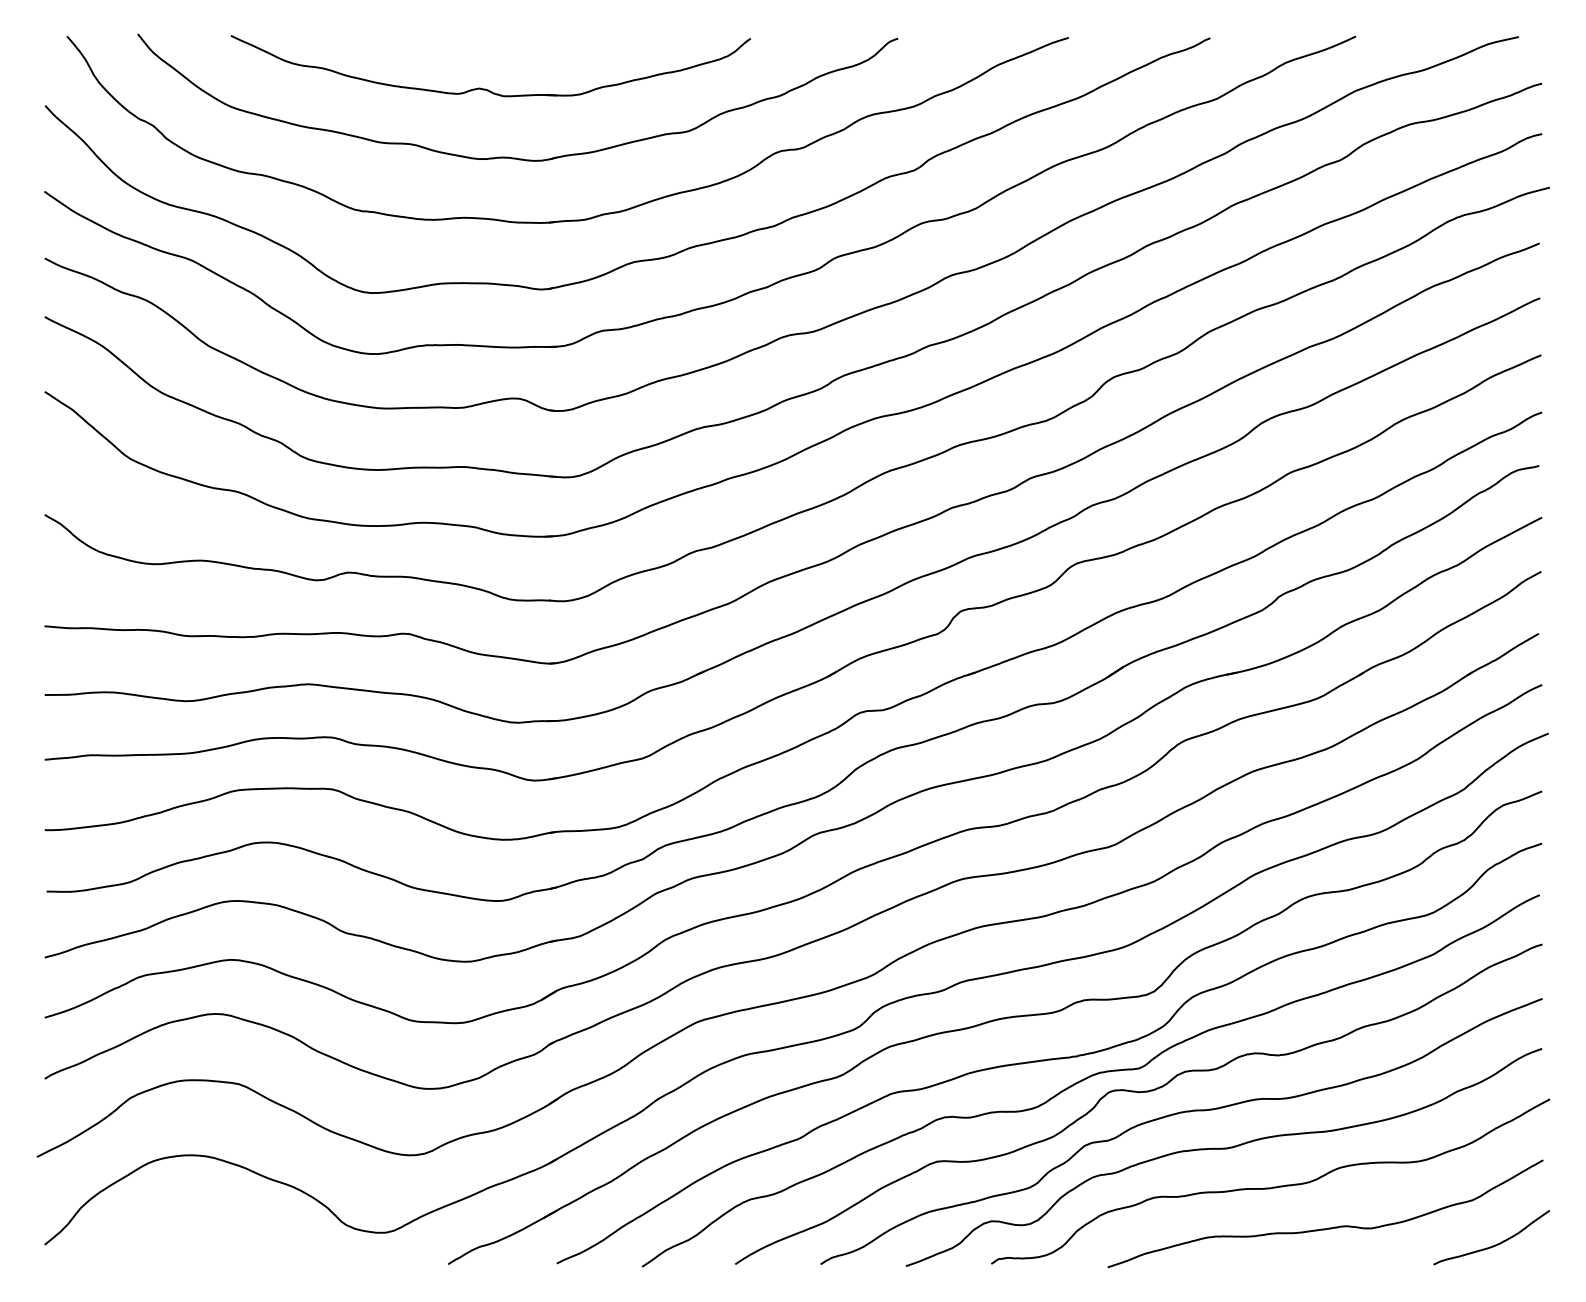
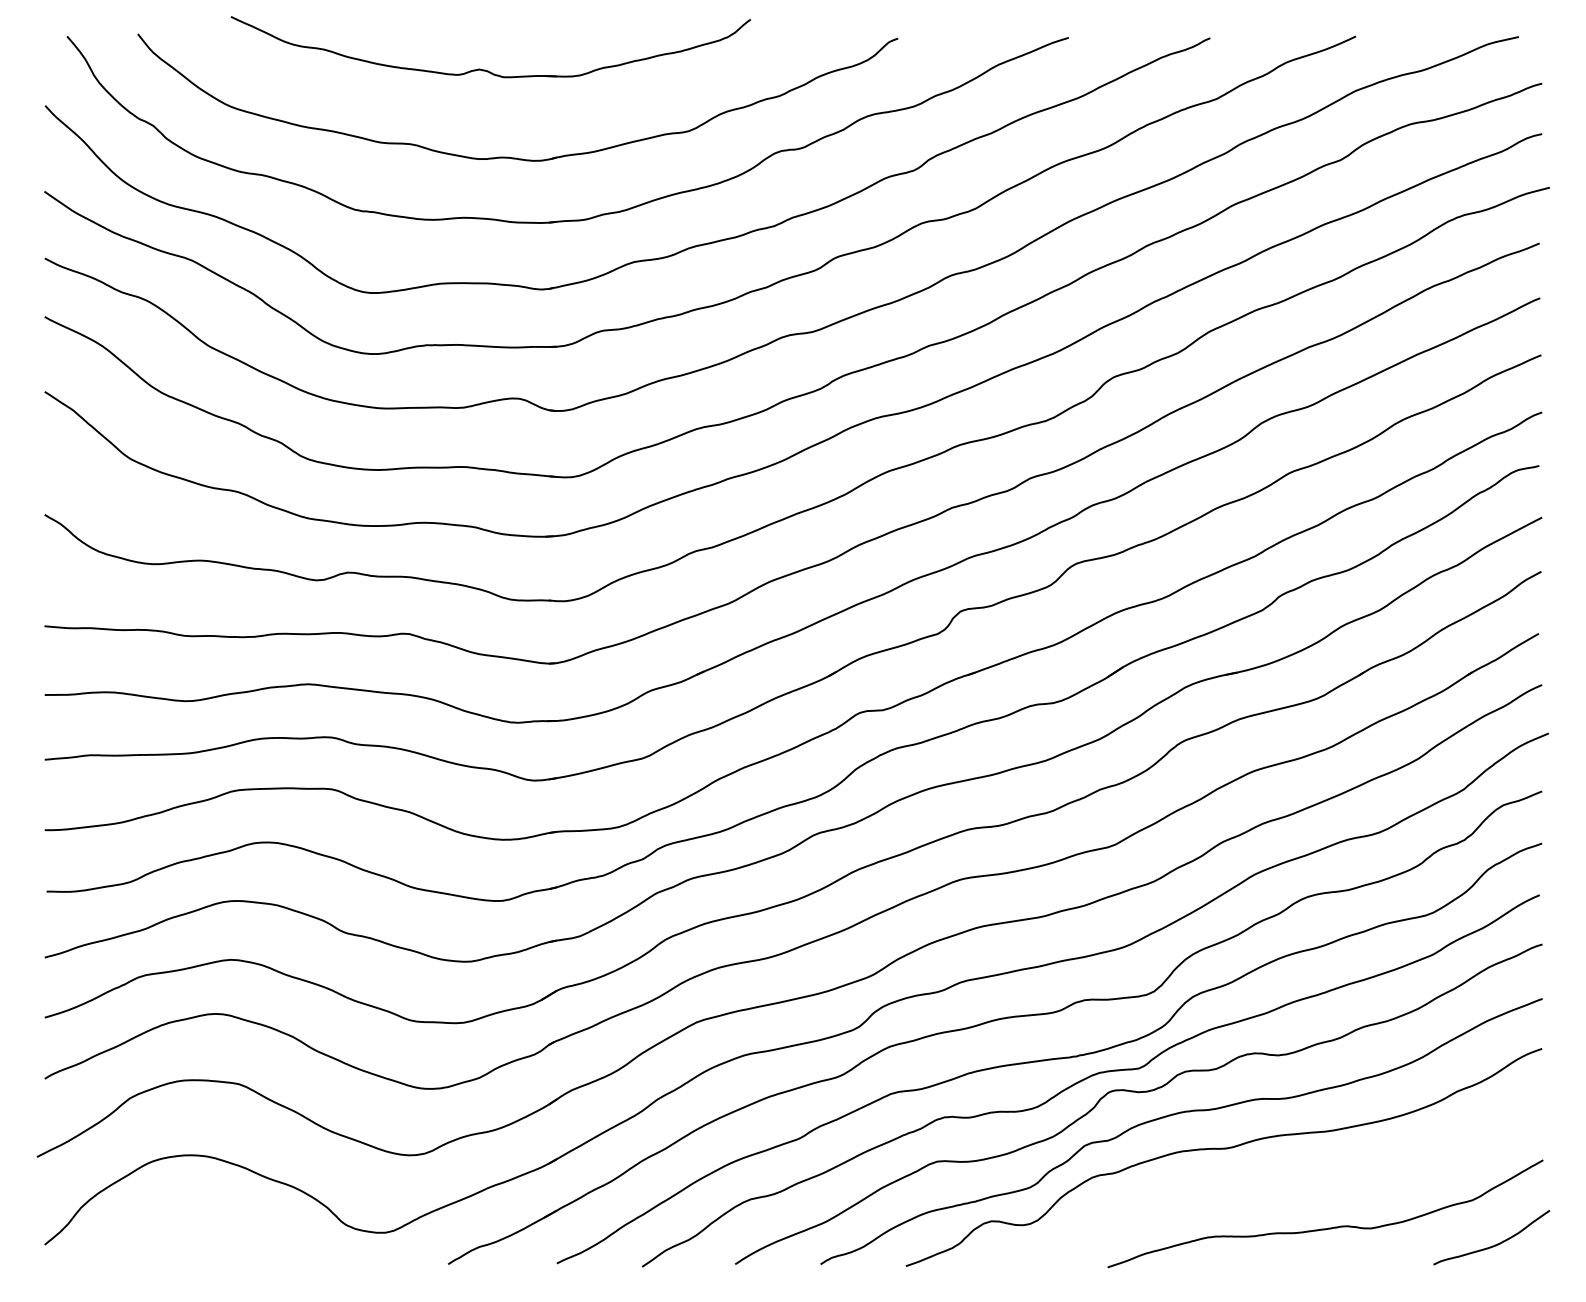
part position: (485, 88) -> (485, 69) (485, 69)
curve: present -> none (1273, 1186)
